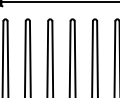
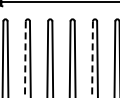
line: solid -> dashed (25, 60)
line: solid -> dashed (92, 60)
